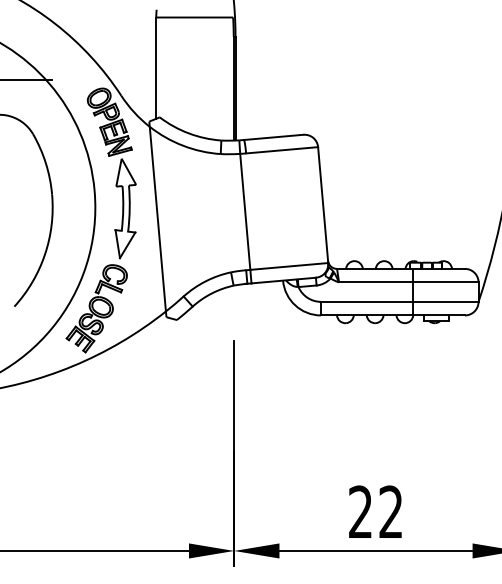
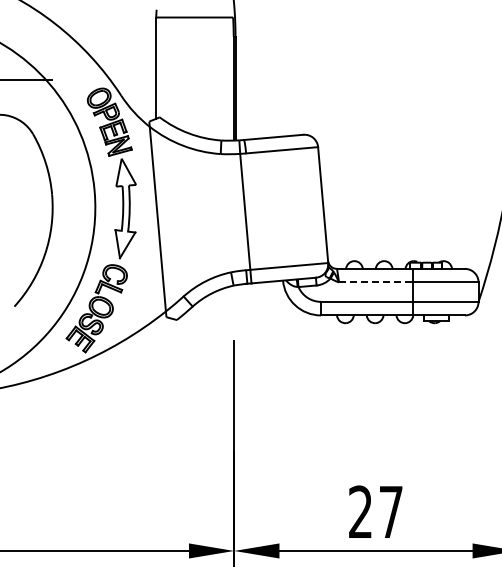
line: solid -> dashed (376, 282)
text: 22 -> 27 (390, 511)
